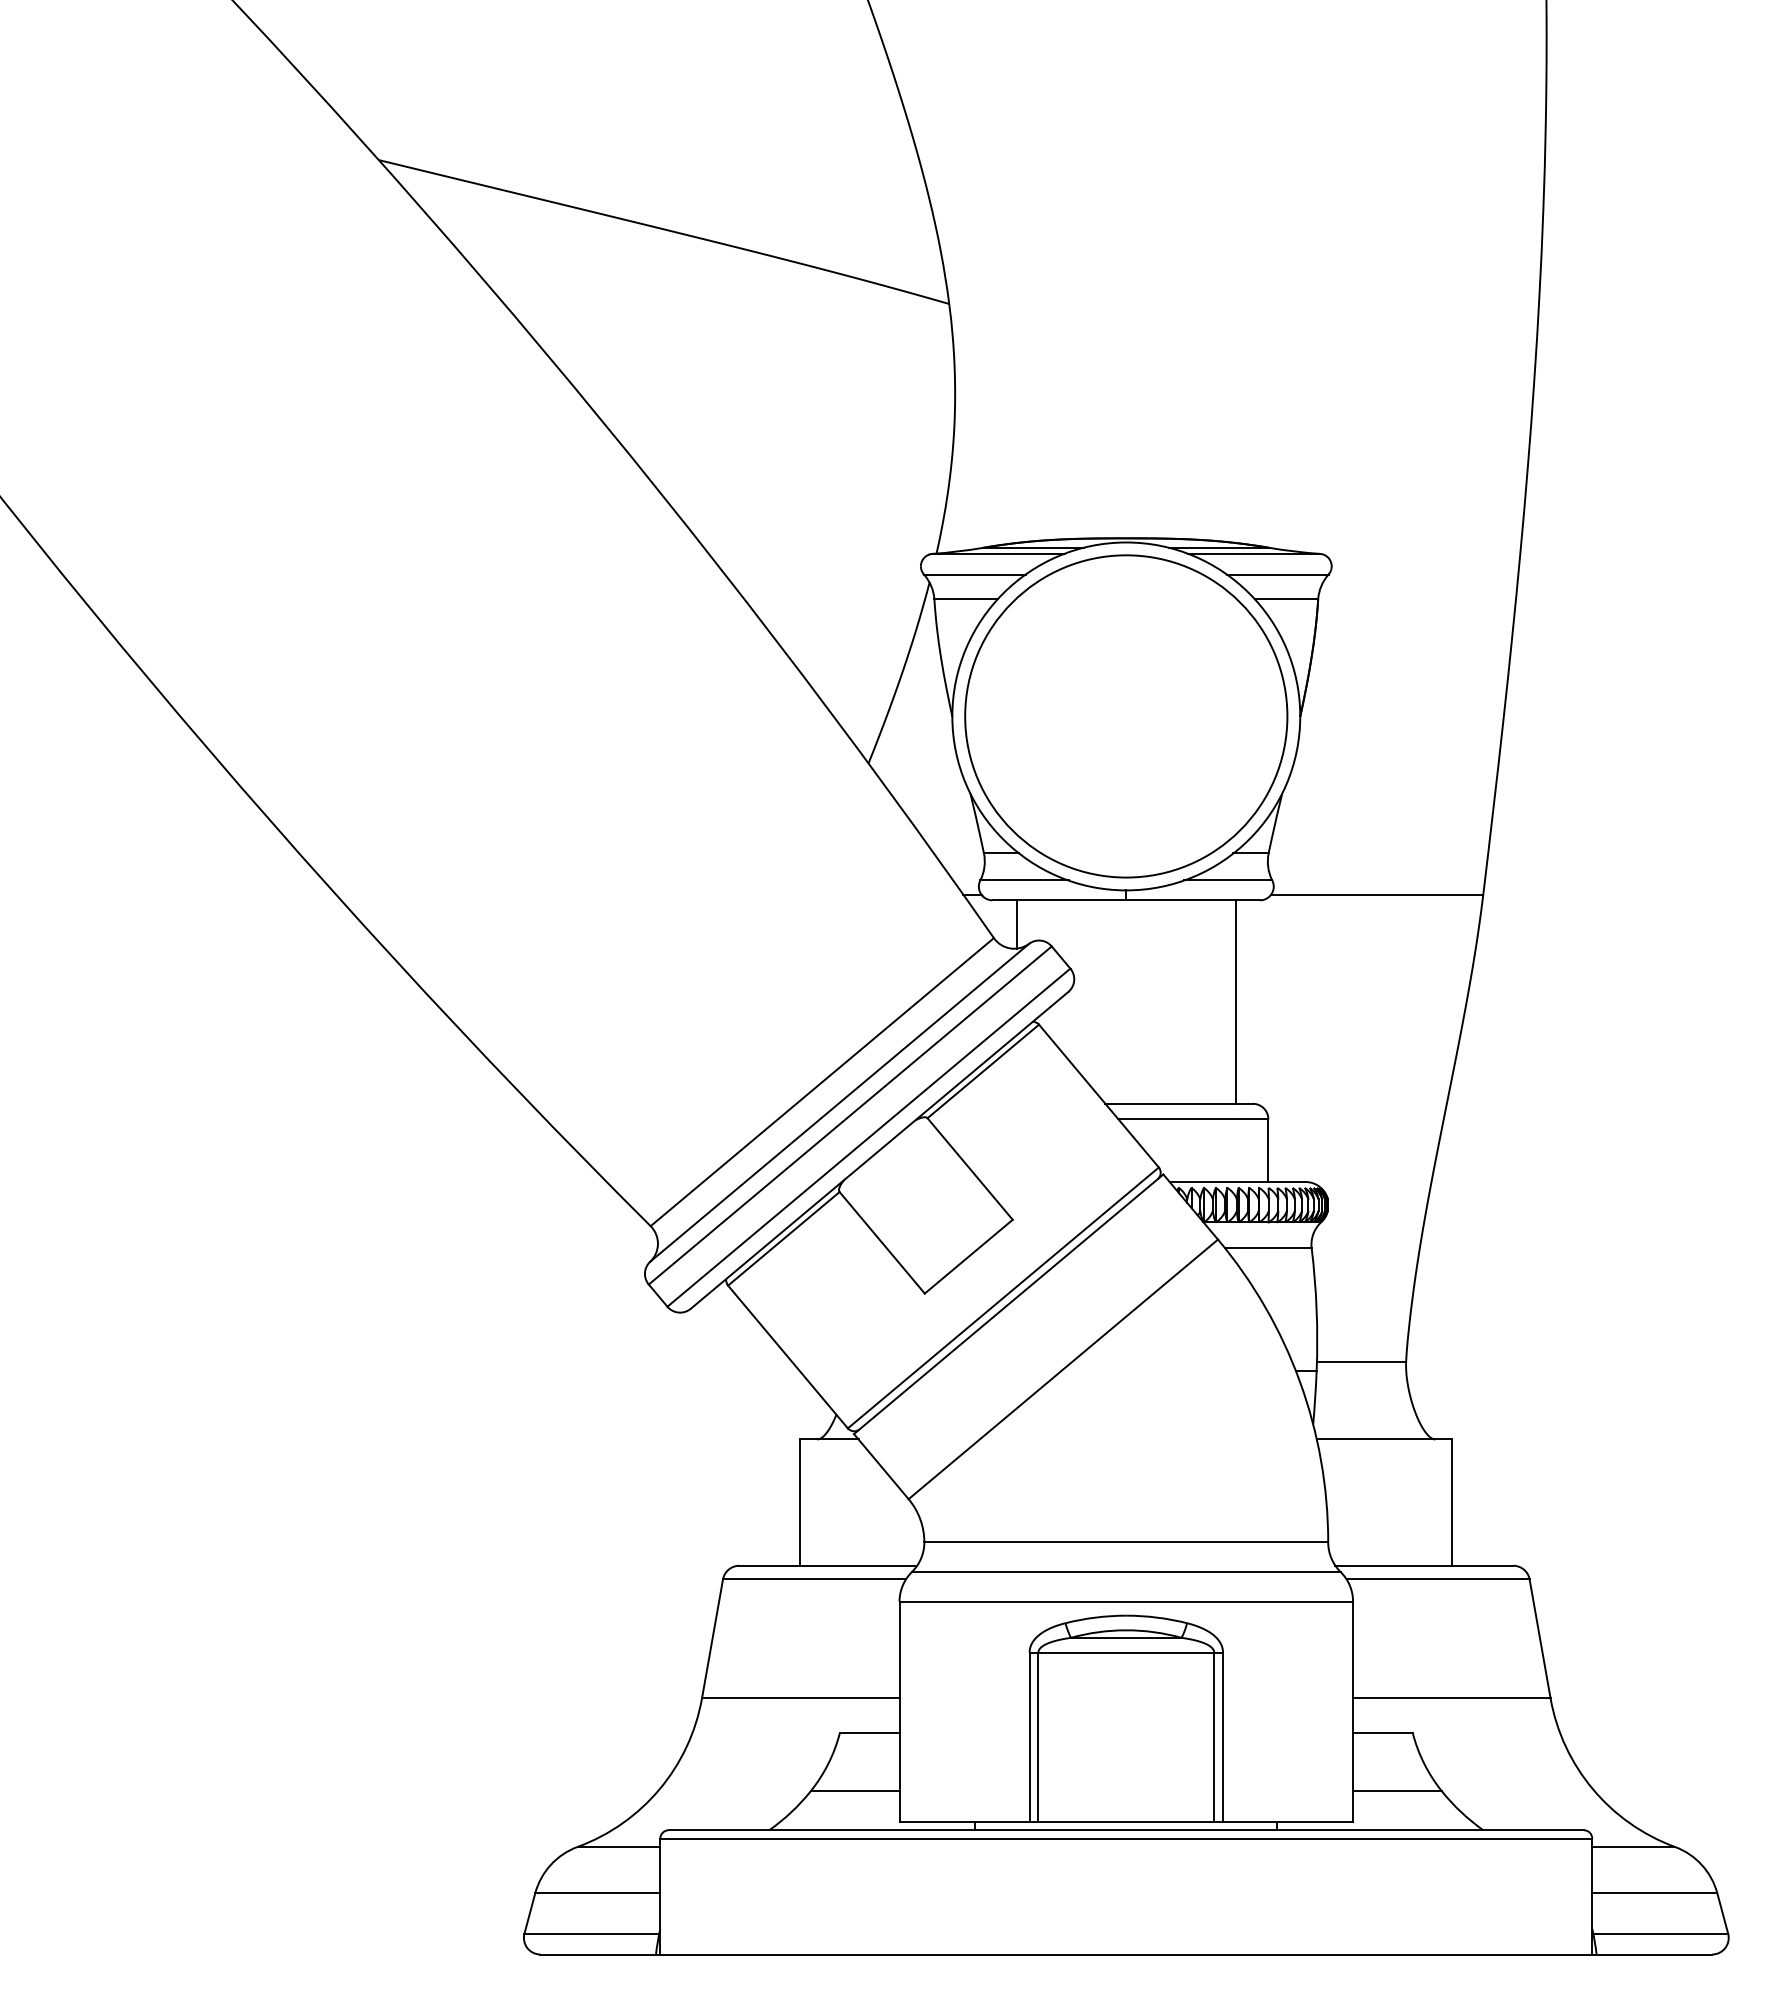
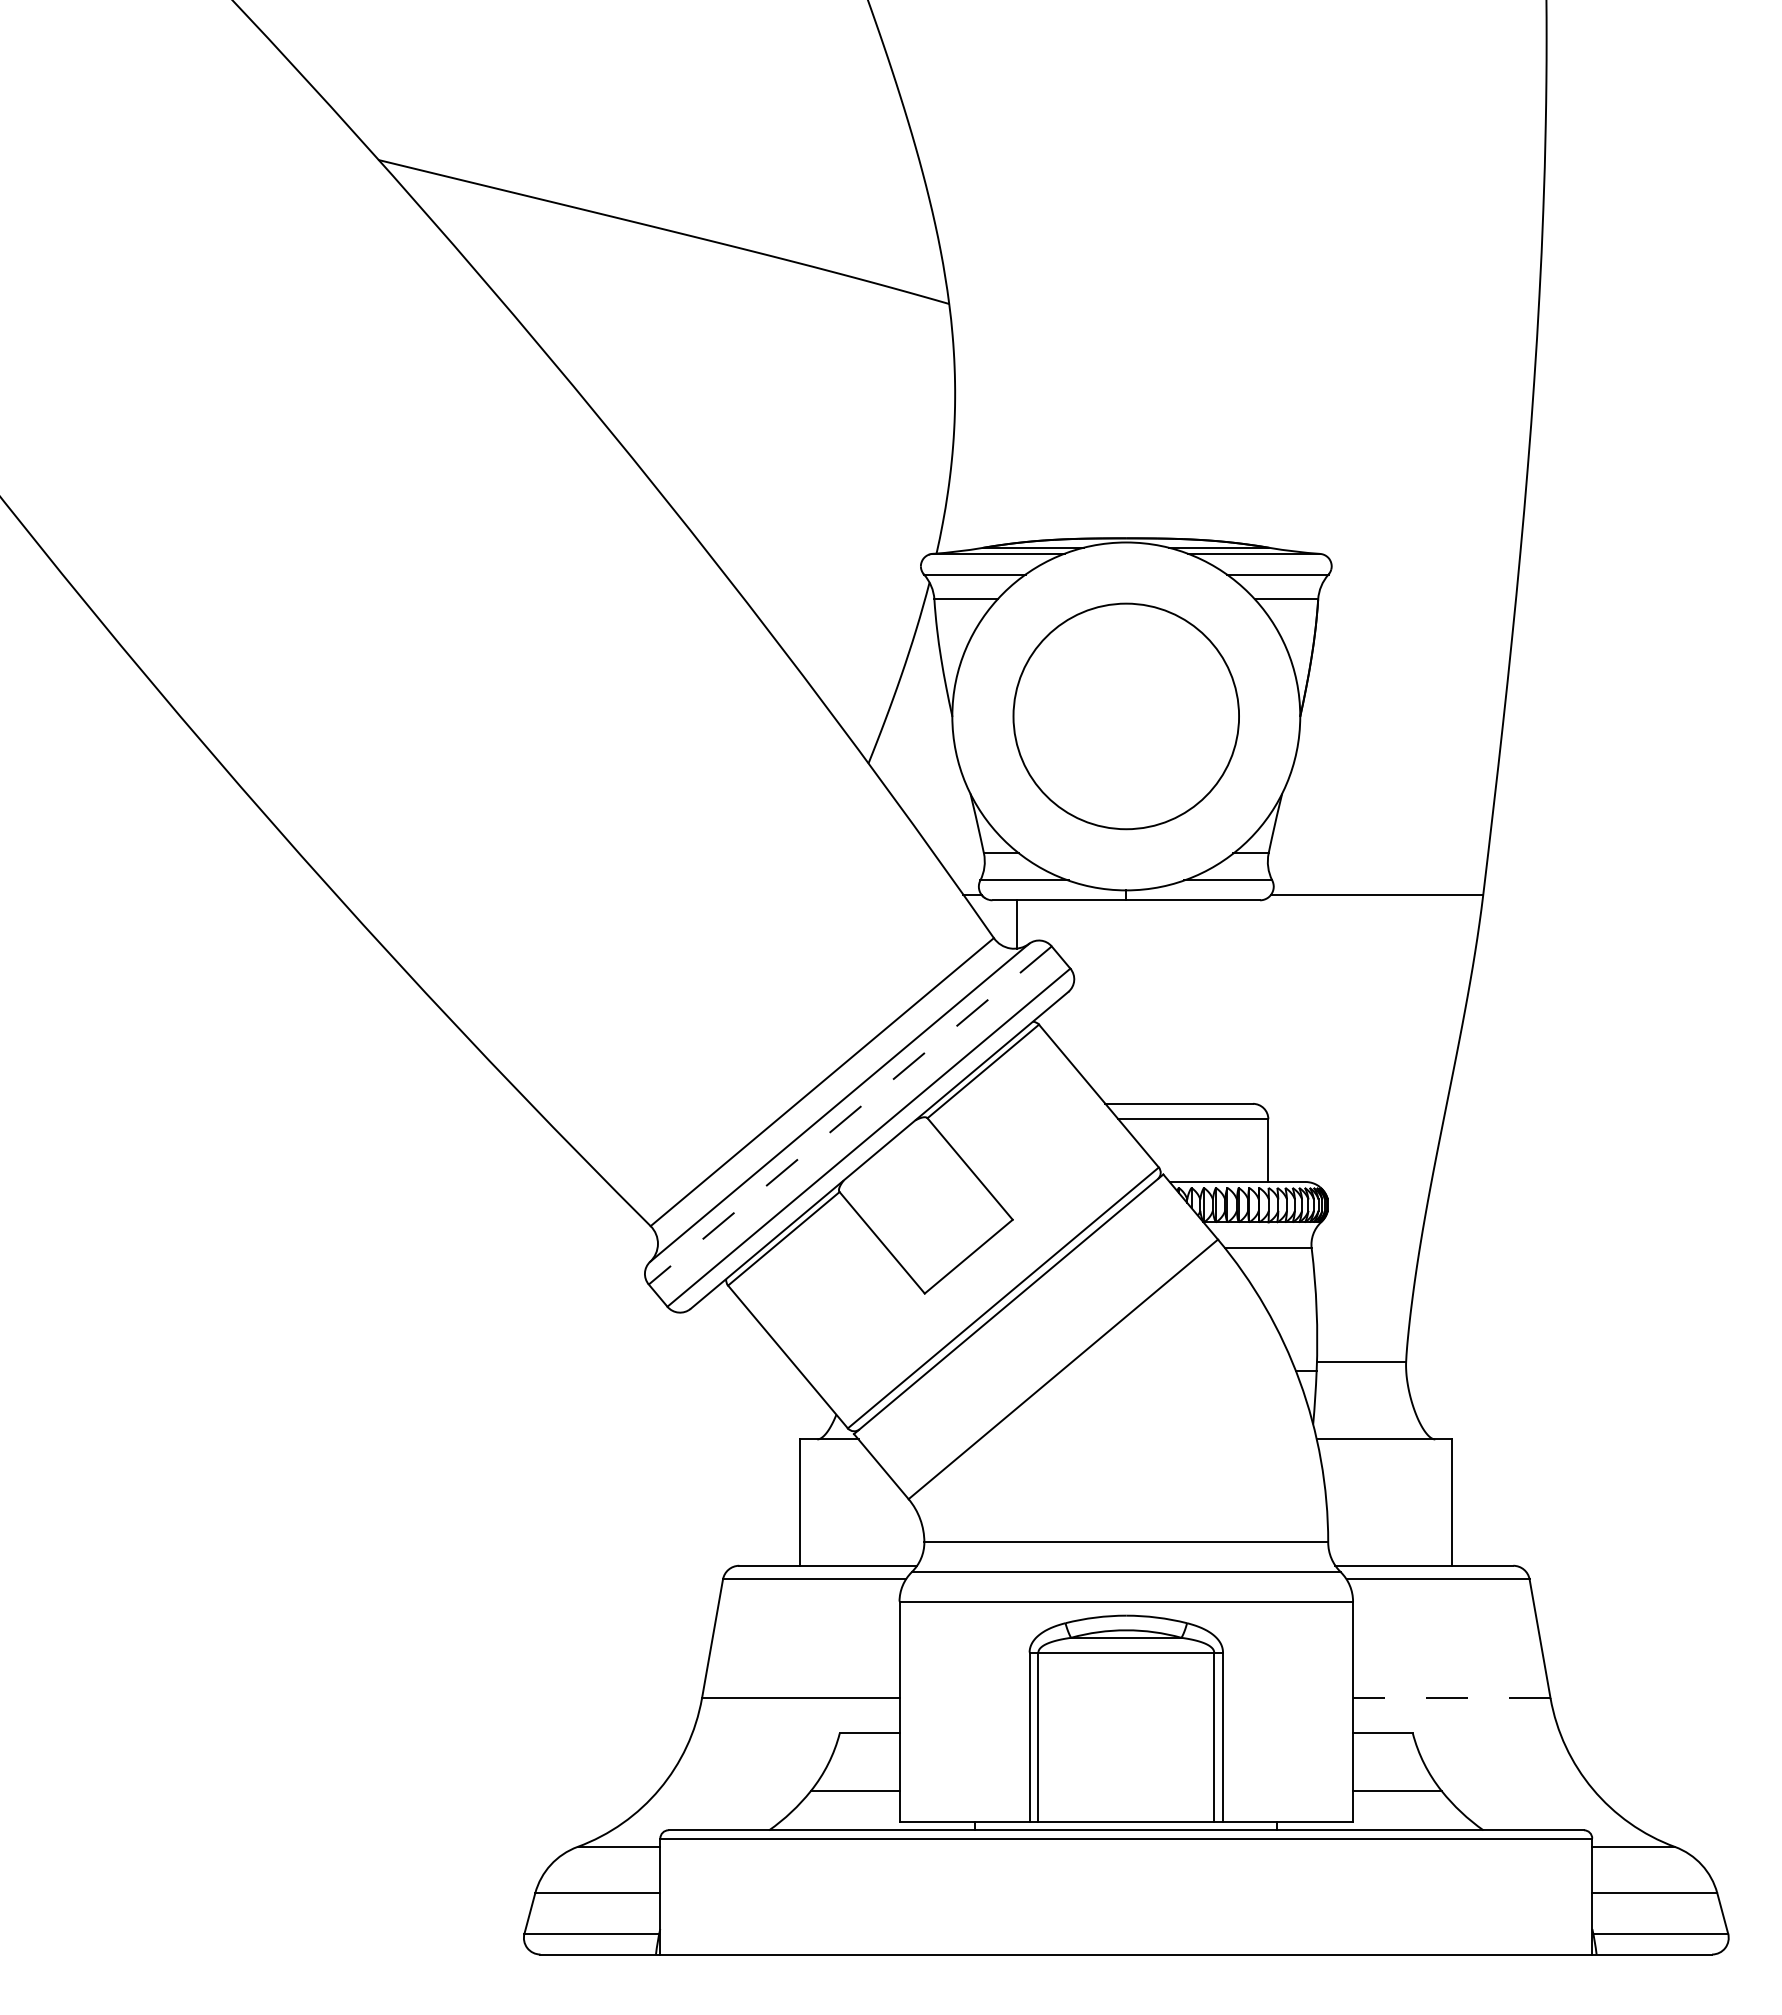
circle diameter: 322 px -> 226 px (1126, 716)
line: present -> none (1236, 1001)
line: solid -> dashed (850, 1115)
line: solid -> dashed (1451, 1698)
